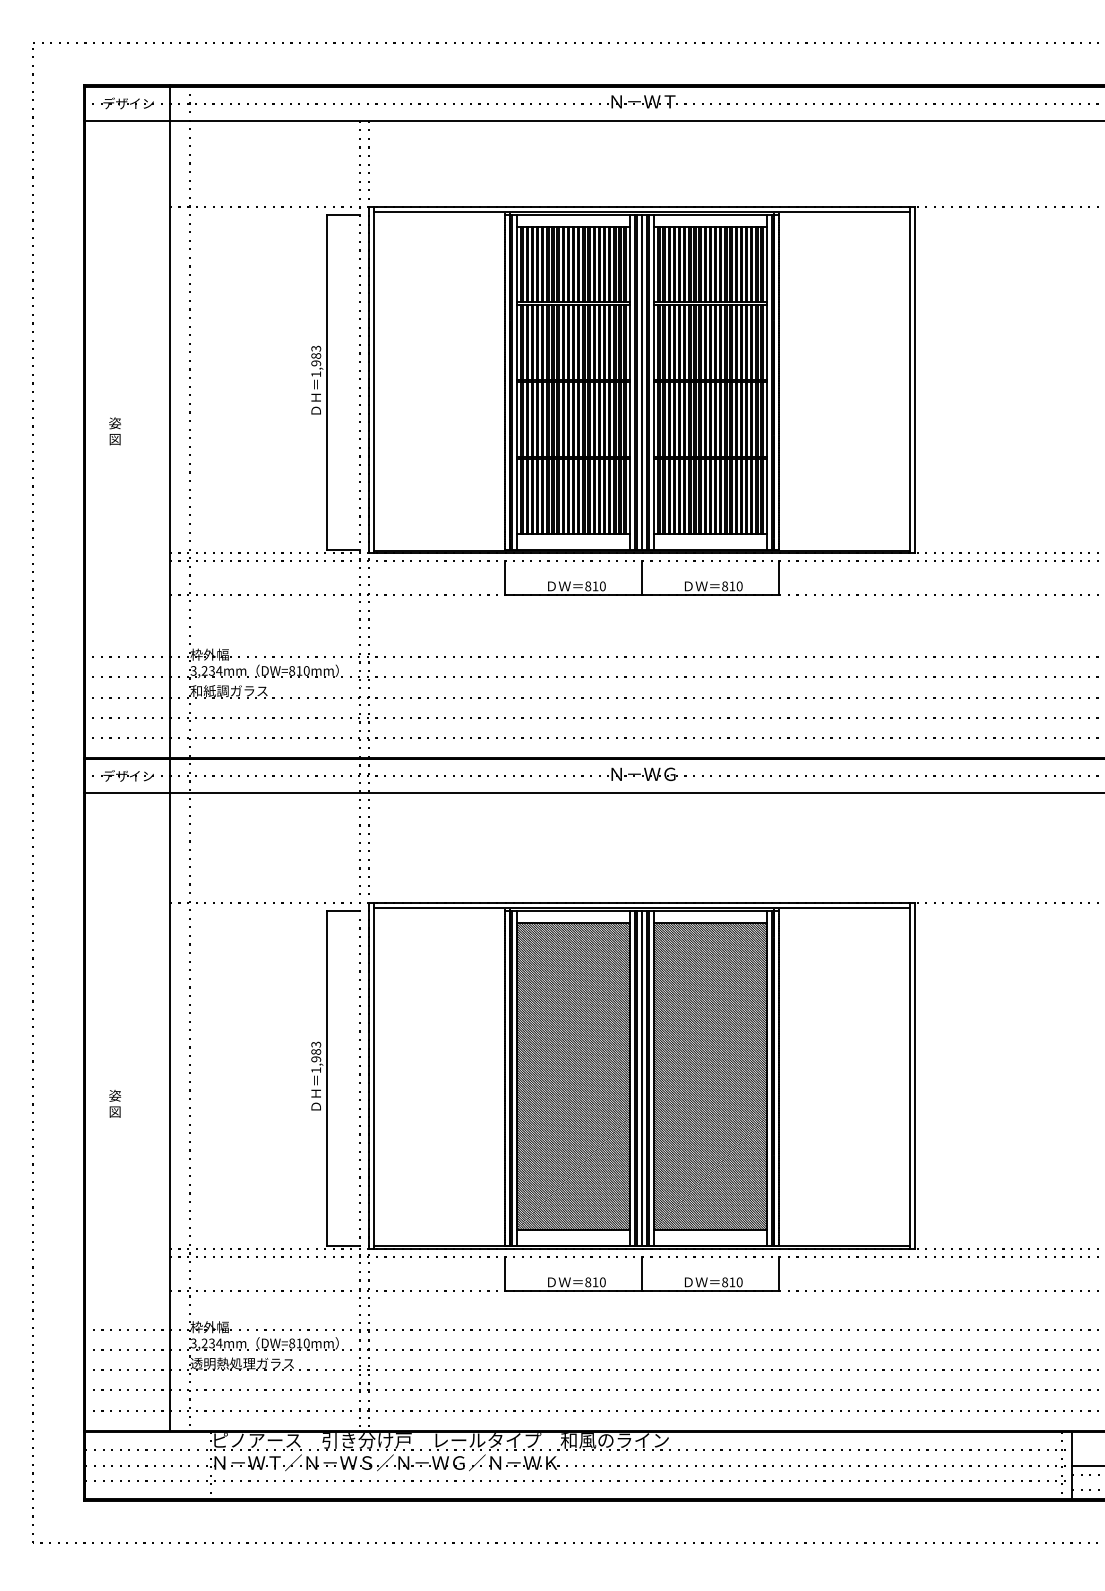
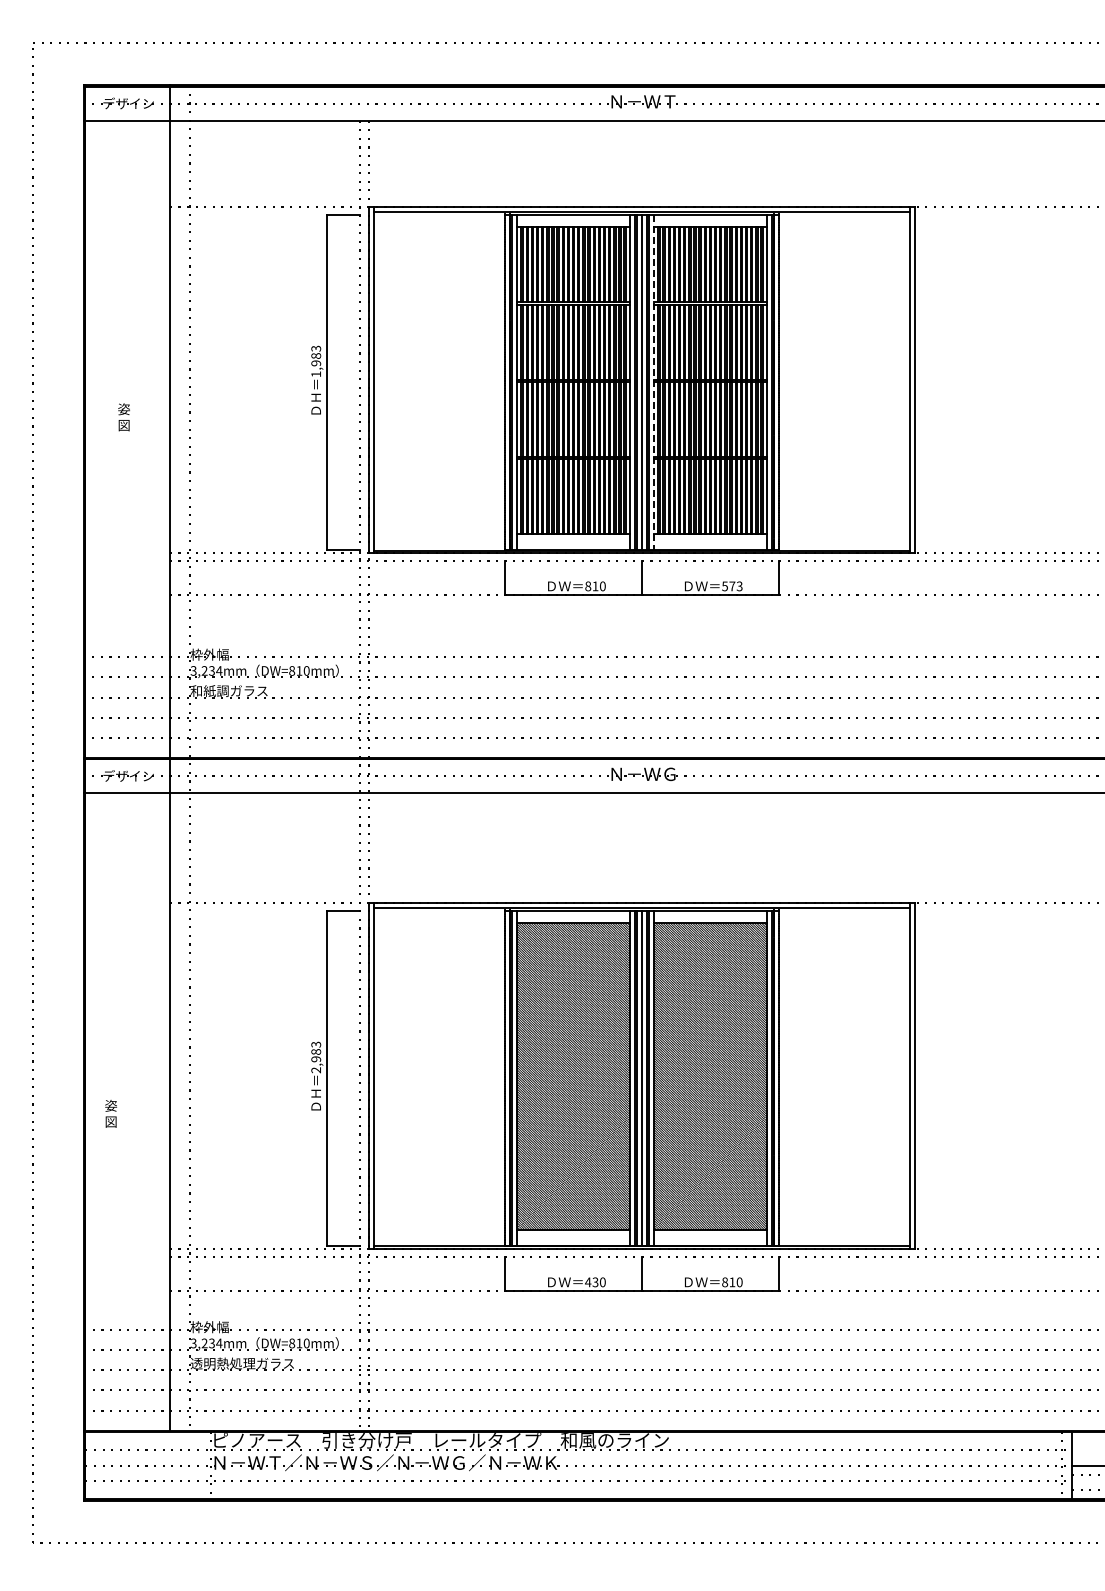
line: solid -> dashed (653, 382)
text position: (114, 431) -> (123, 417) (123, 417)
text: 810 -> 573 (732, 586)
text: 1,983 -> 2,983 (315, 1070)
text position: (114, 1103) -> (110, 1113) (110, 1113)
text: 810 -> 430 (591, 1282)
